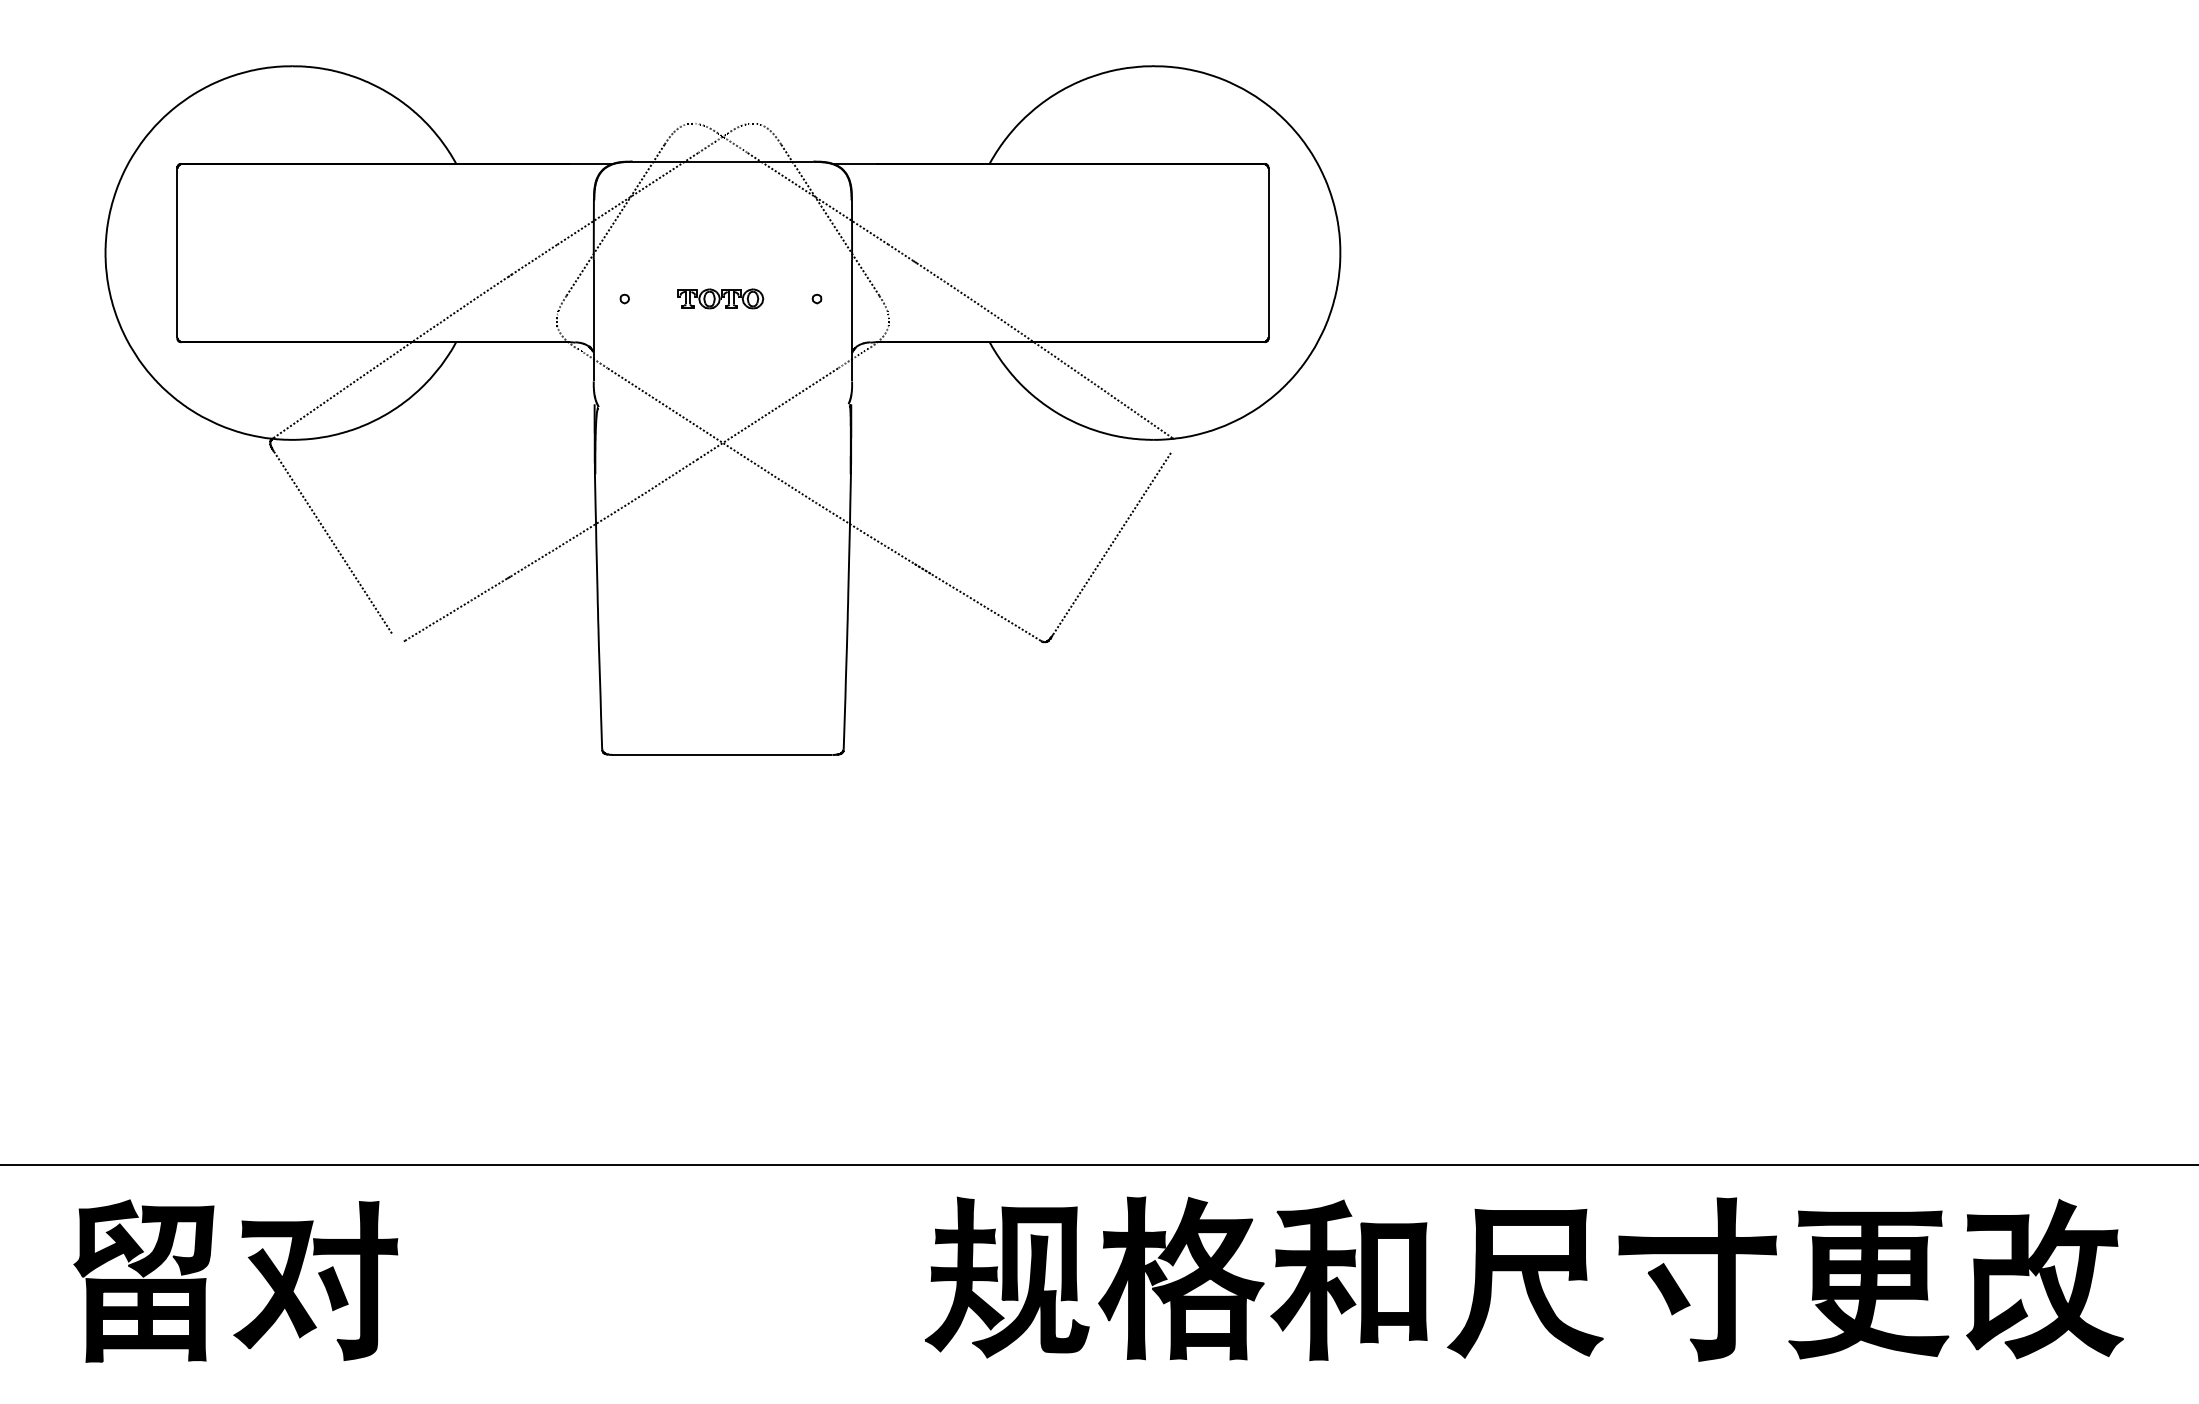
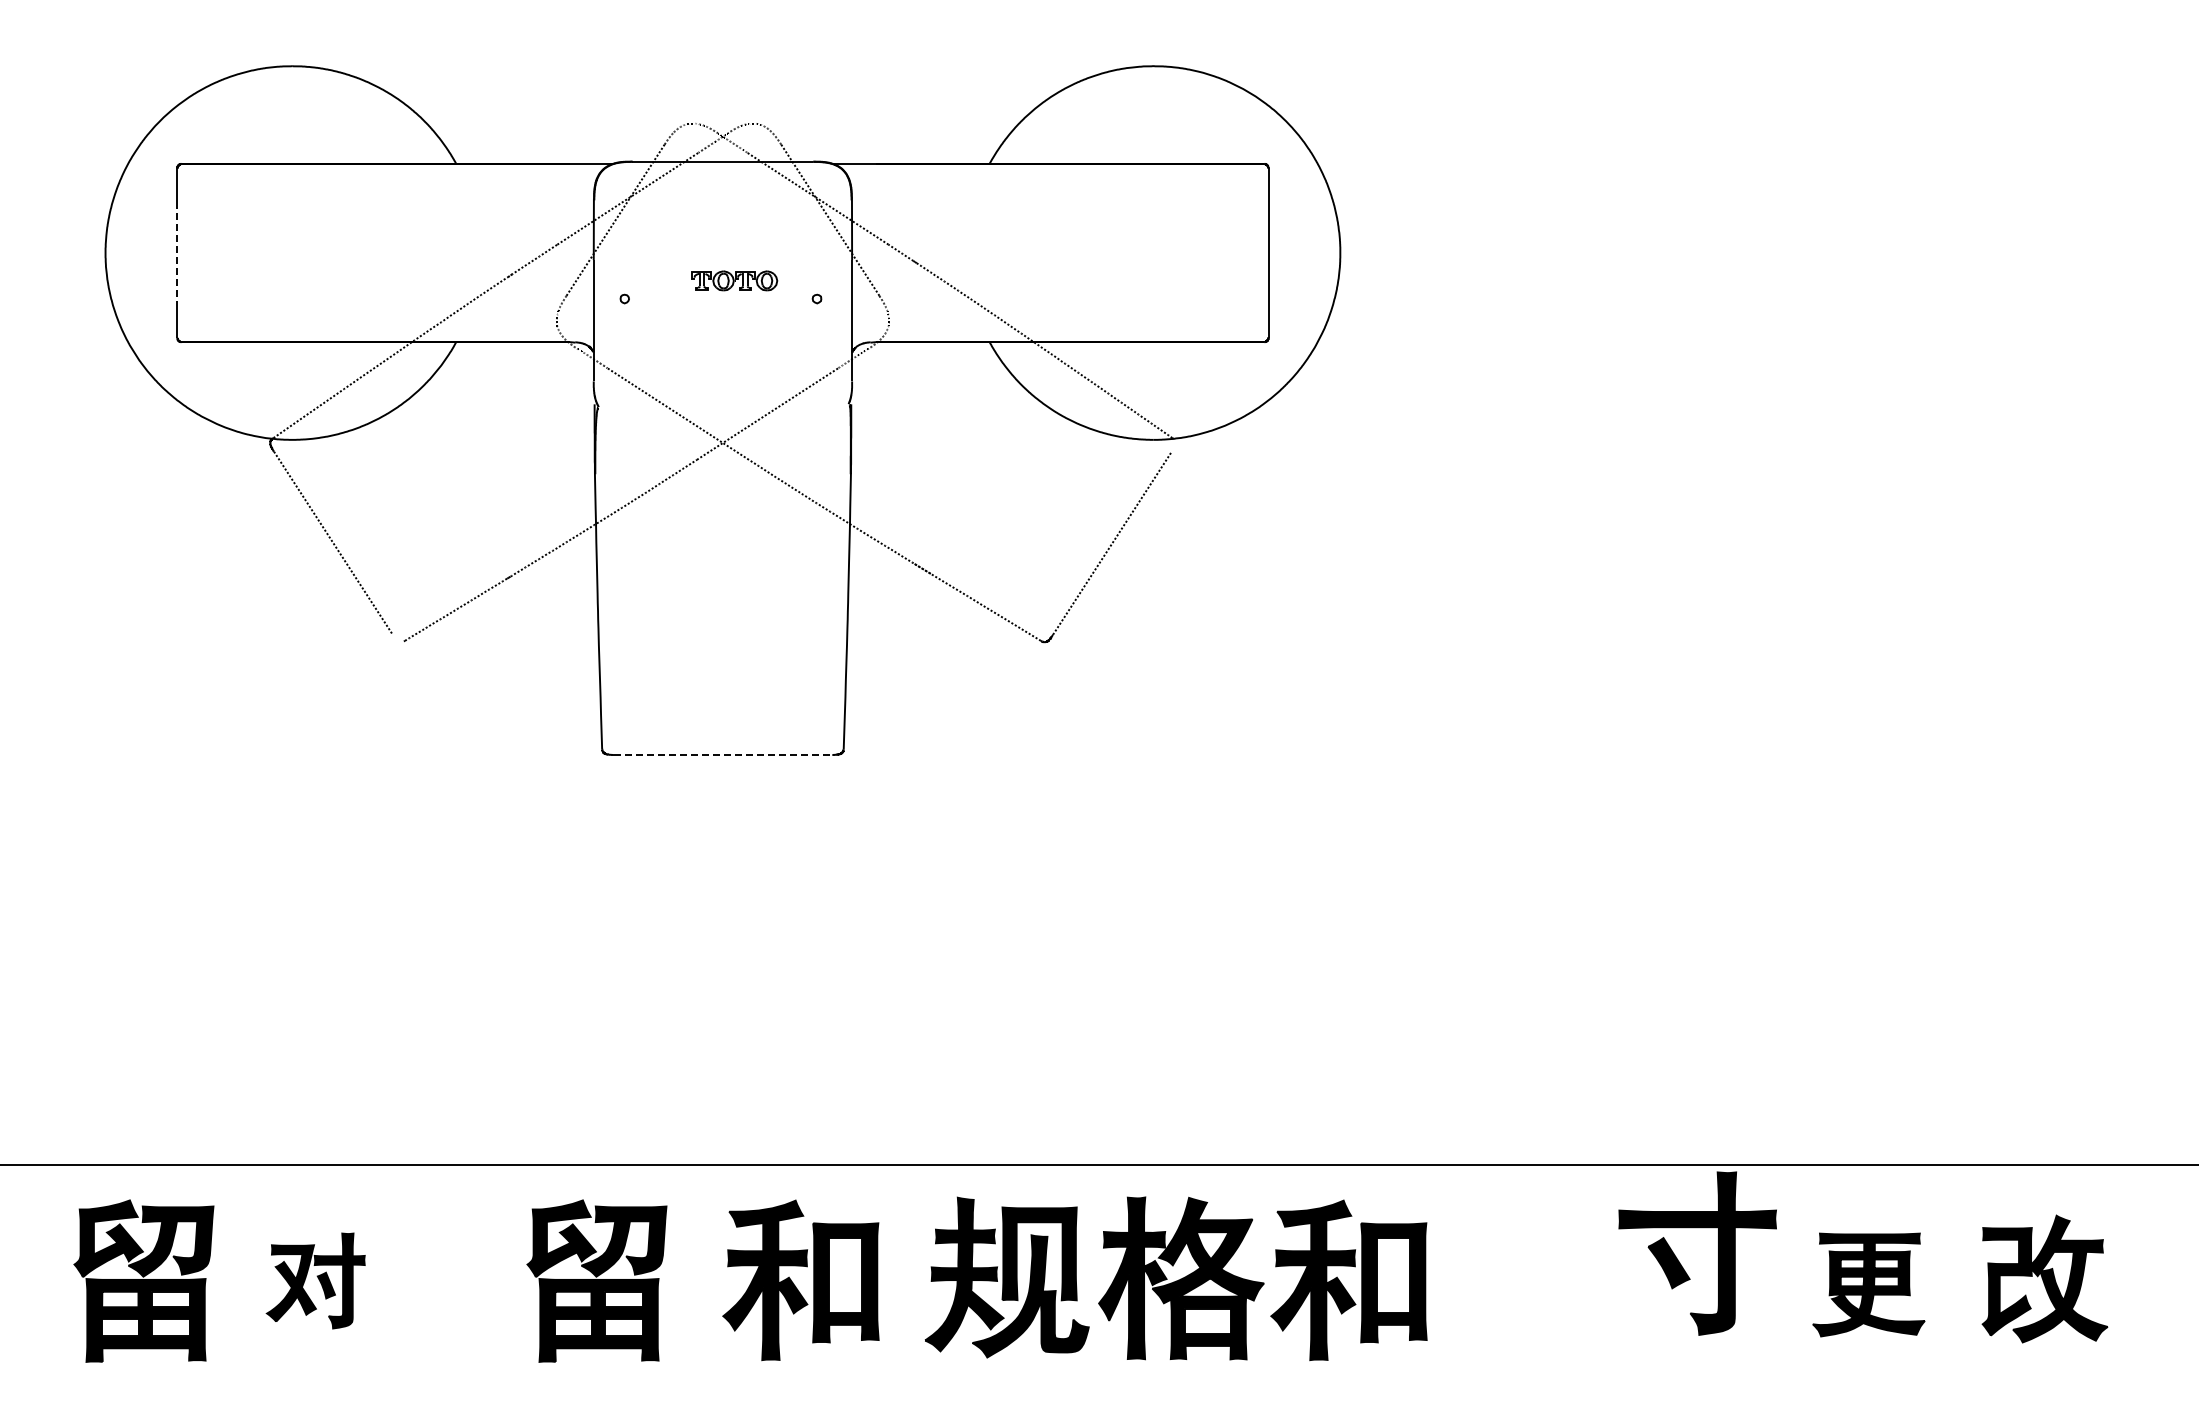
line: solid -> dashed (177, 253)
part position: (720, 298) -> (734, 280) (734, 280)
line: solid -> dashed (723, 755)
part size: 158x162 px -> 128x130 px (2044, 1278)
part size: 166x160 px -> 101x98 px (315, 1280)
part: none -> present (596, 1280)
part: present -> none (1524, 1283)
part size: 162x150 px -> 114x106 px (1868, 1284)
part: none -> present (795, 1285)
part position: (1680, 1288) -> (1680, 1262) (1680, 1262)
